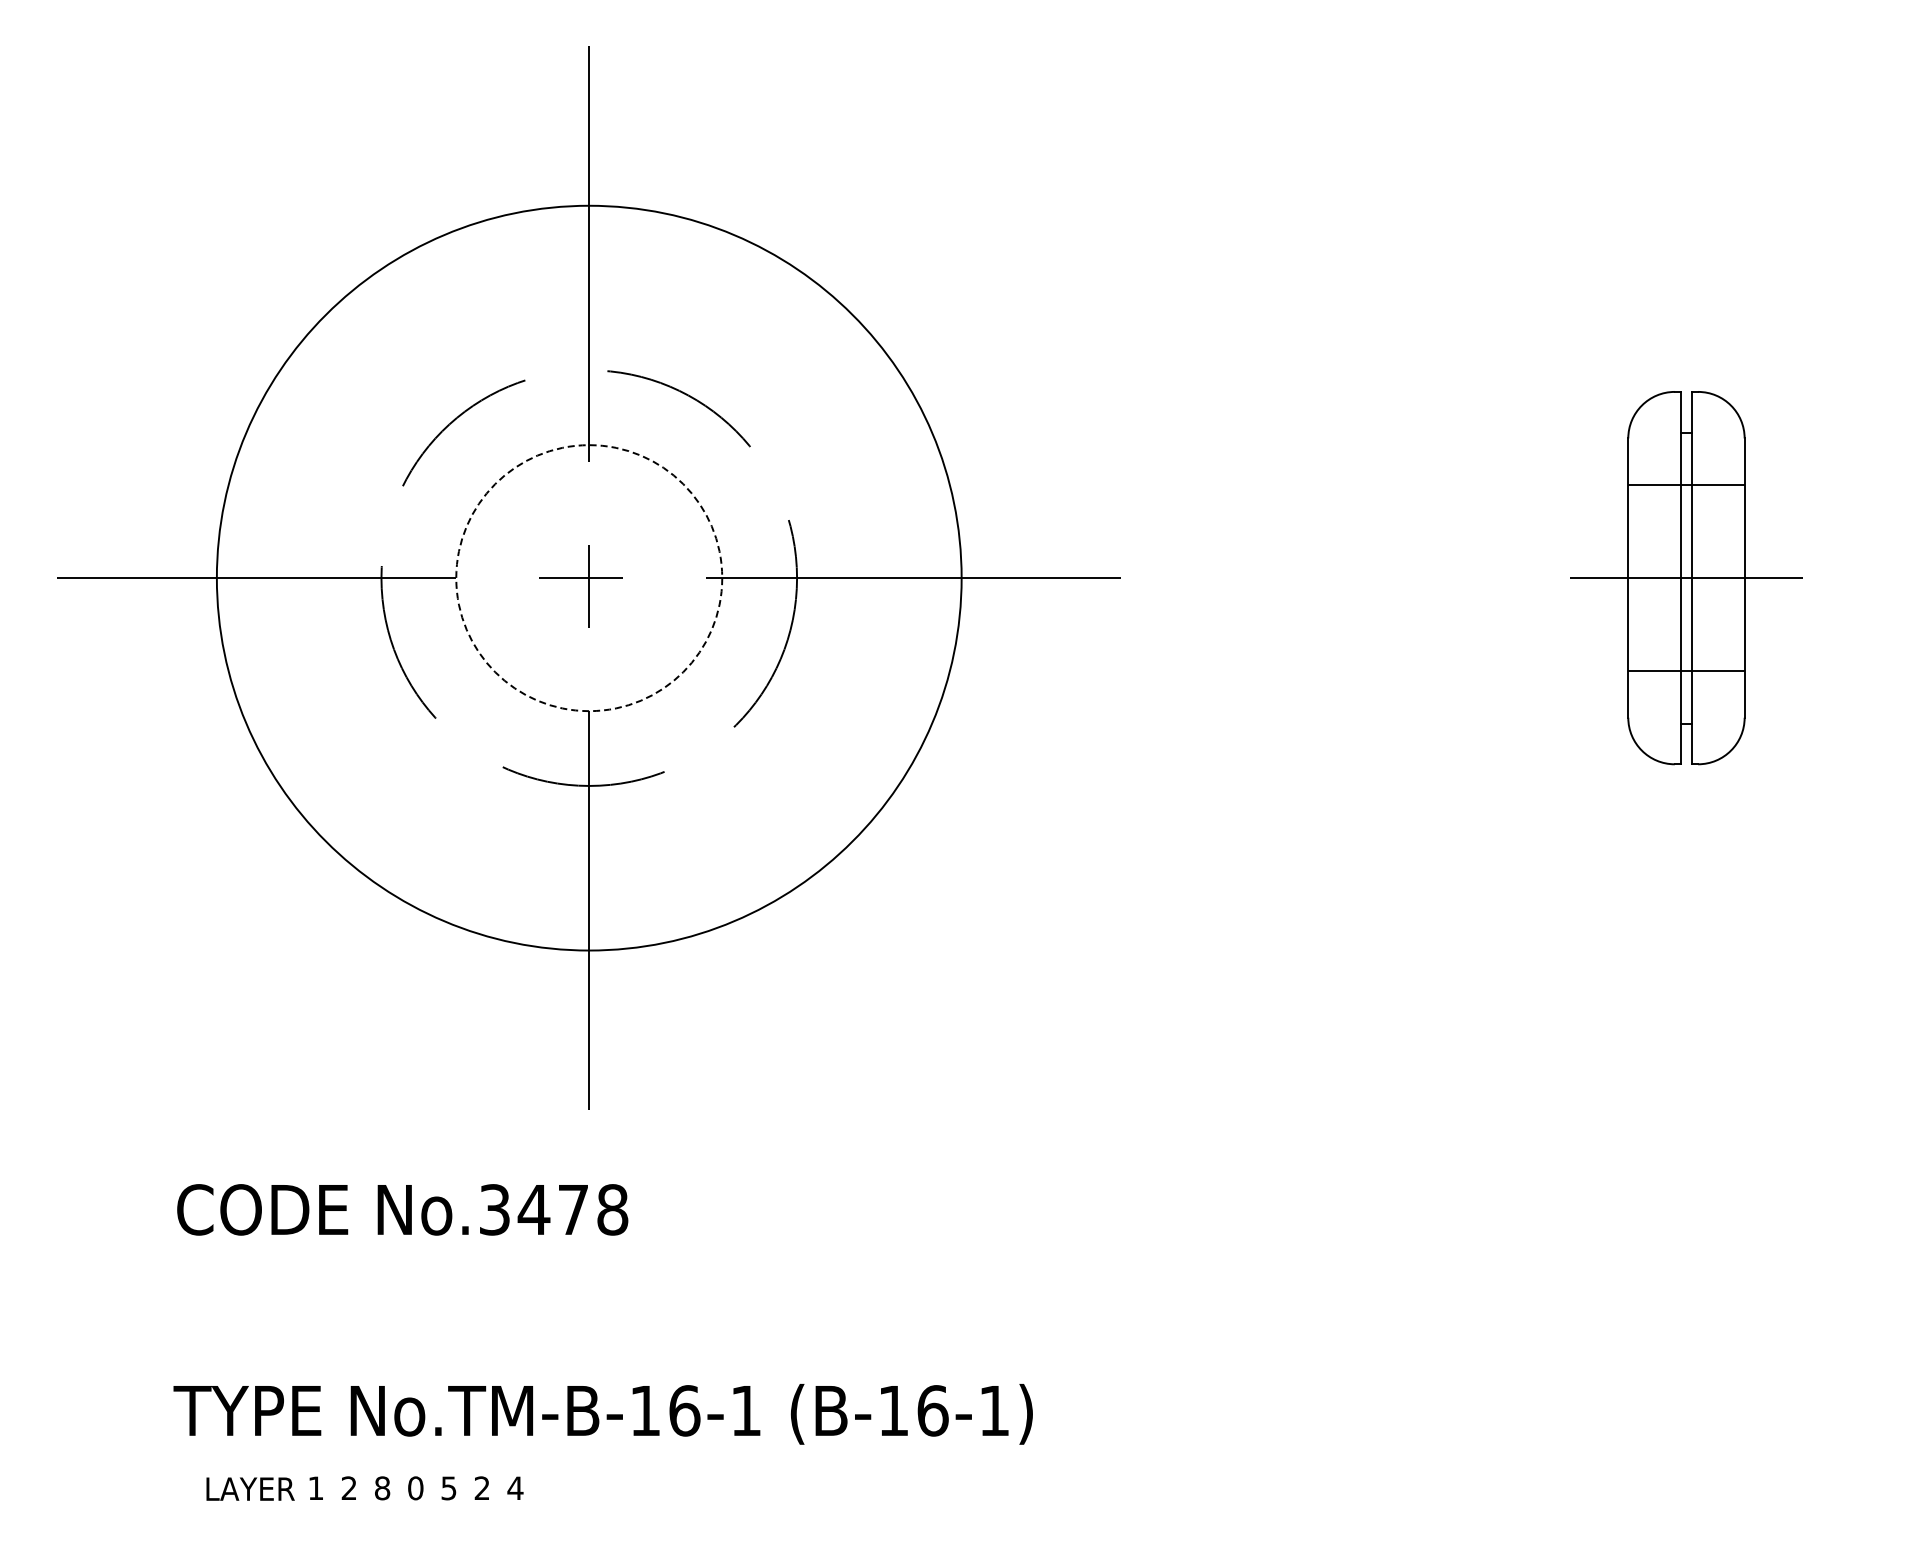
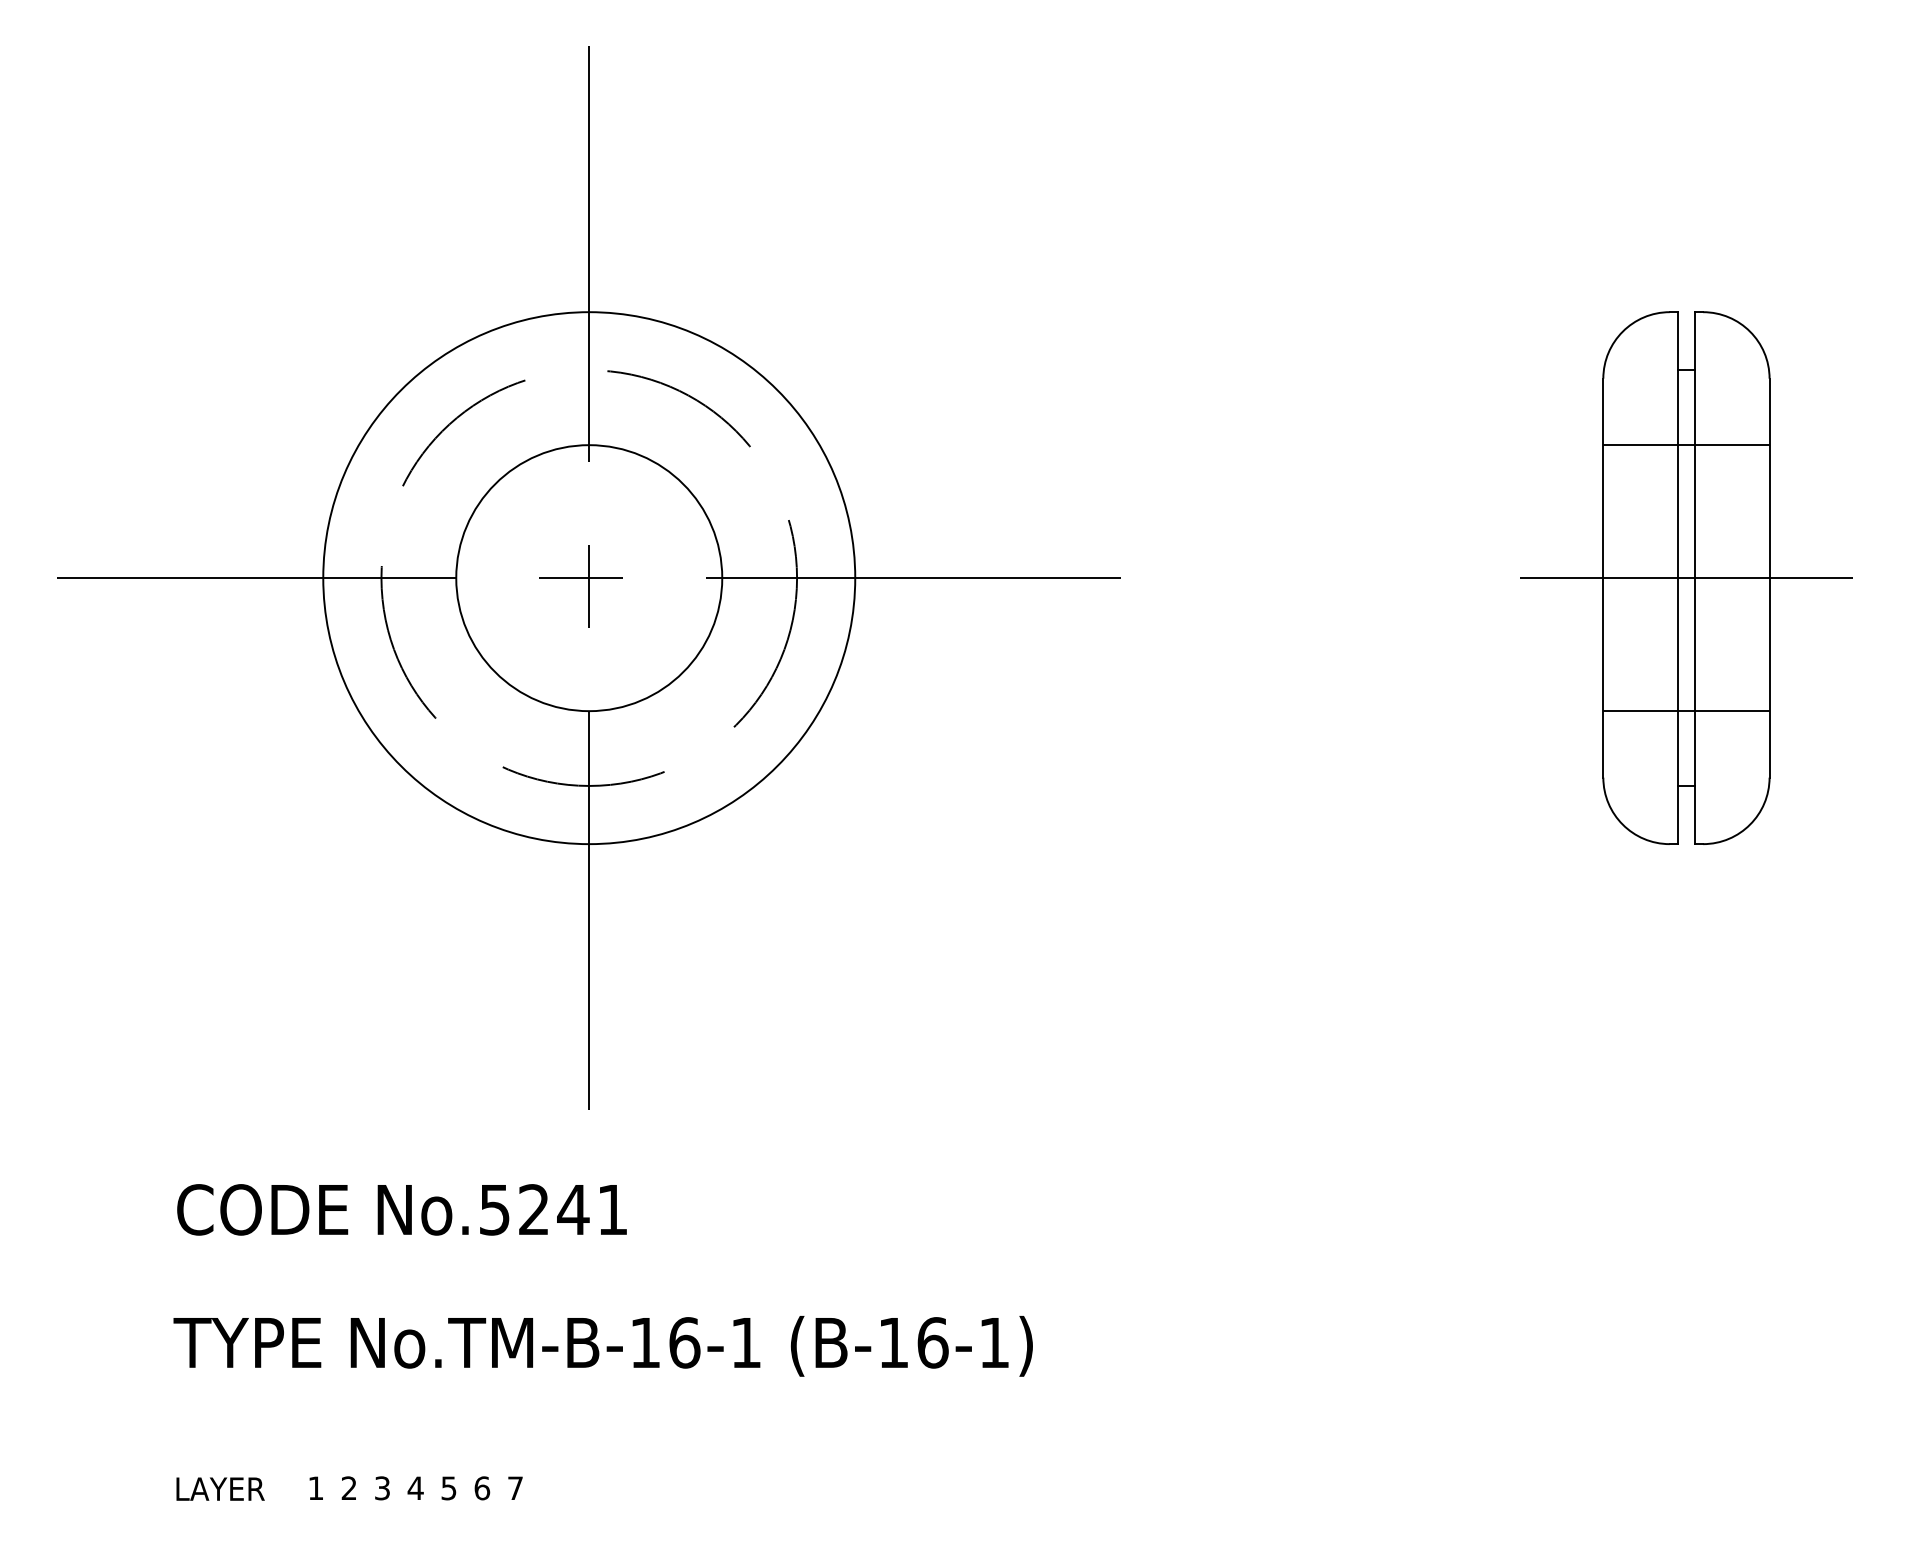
circle diameter: 745 px -> 532 px (589, 578)
circle: dashed -> solid (589, 578)
part size: 233x375 px -> 333x534 px (1686, 577)
text: No.3478 -> No.5241 (554, 1209)
text position: (602, 1414) -> (602, 1346) (602, 1346)
text: 4 -> 7 (515, 1487)
text position: (250, 1488) -> (220, 1488) (220, 1488)
text: 8 -> 3 (382, 1488)
text: 0 -> 4 (415, 1488)
text: 2 -> 6 (482, 1488)
